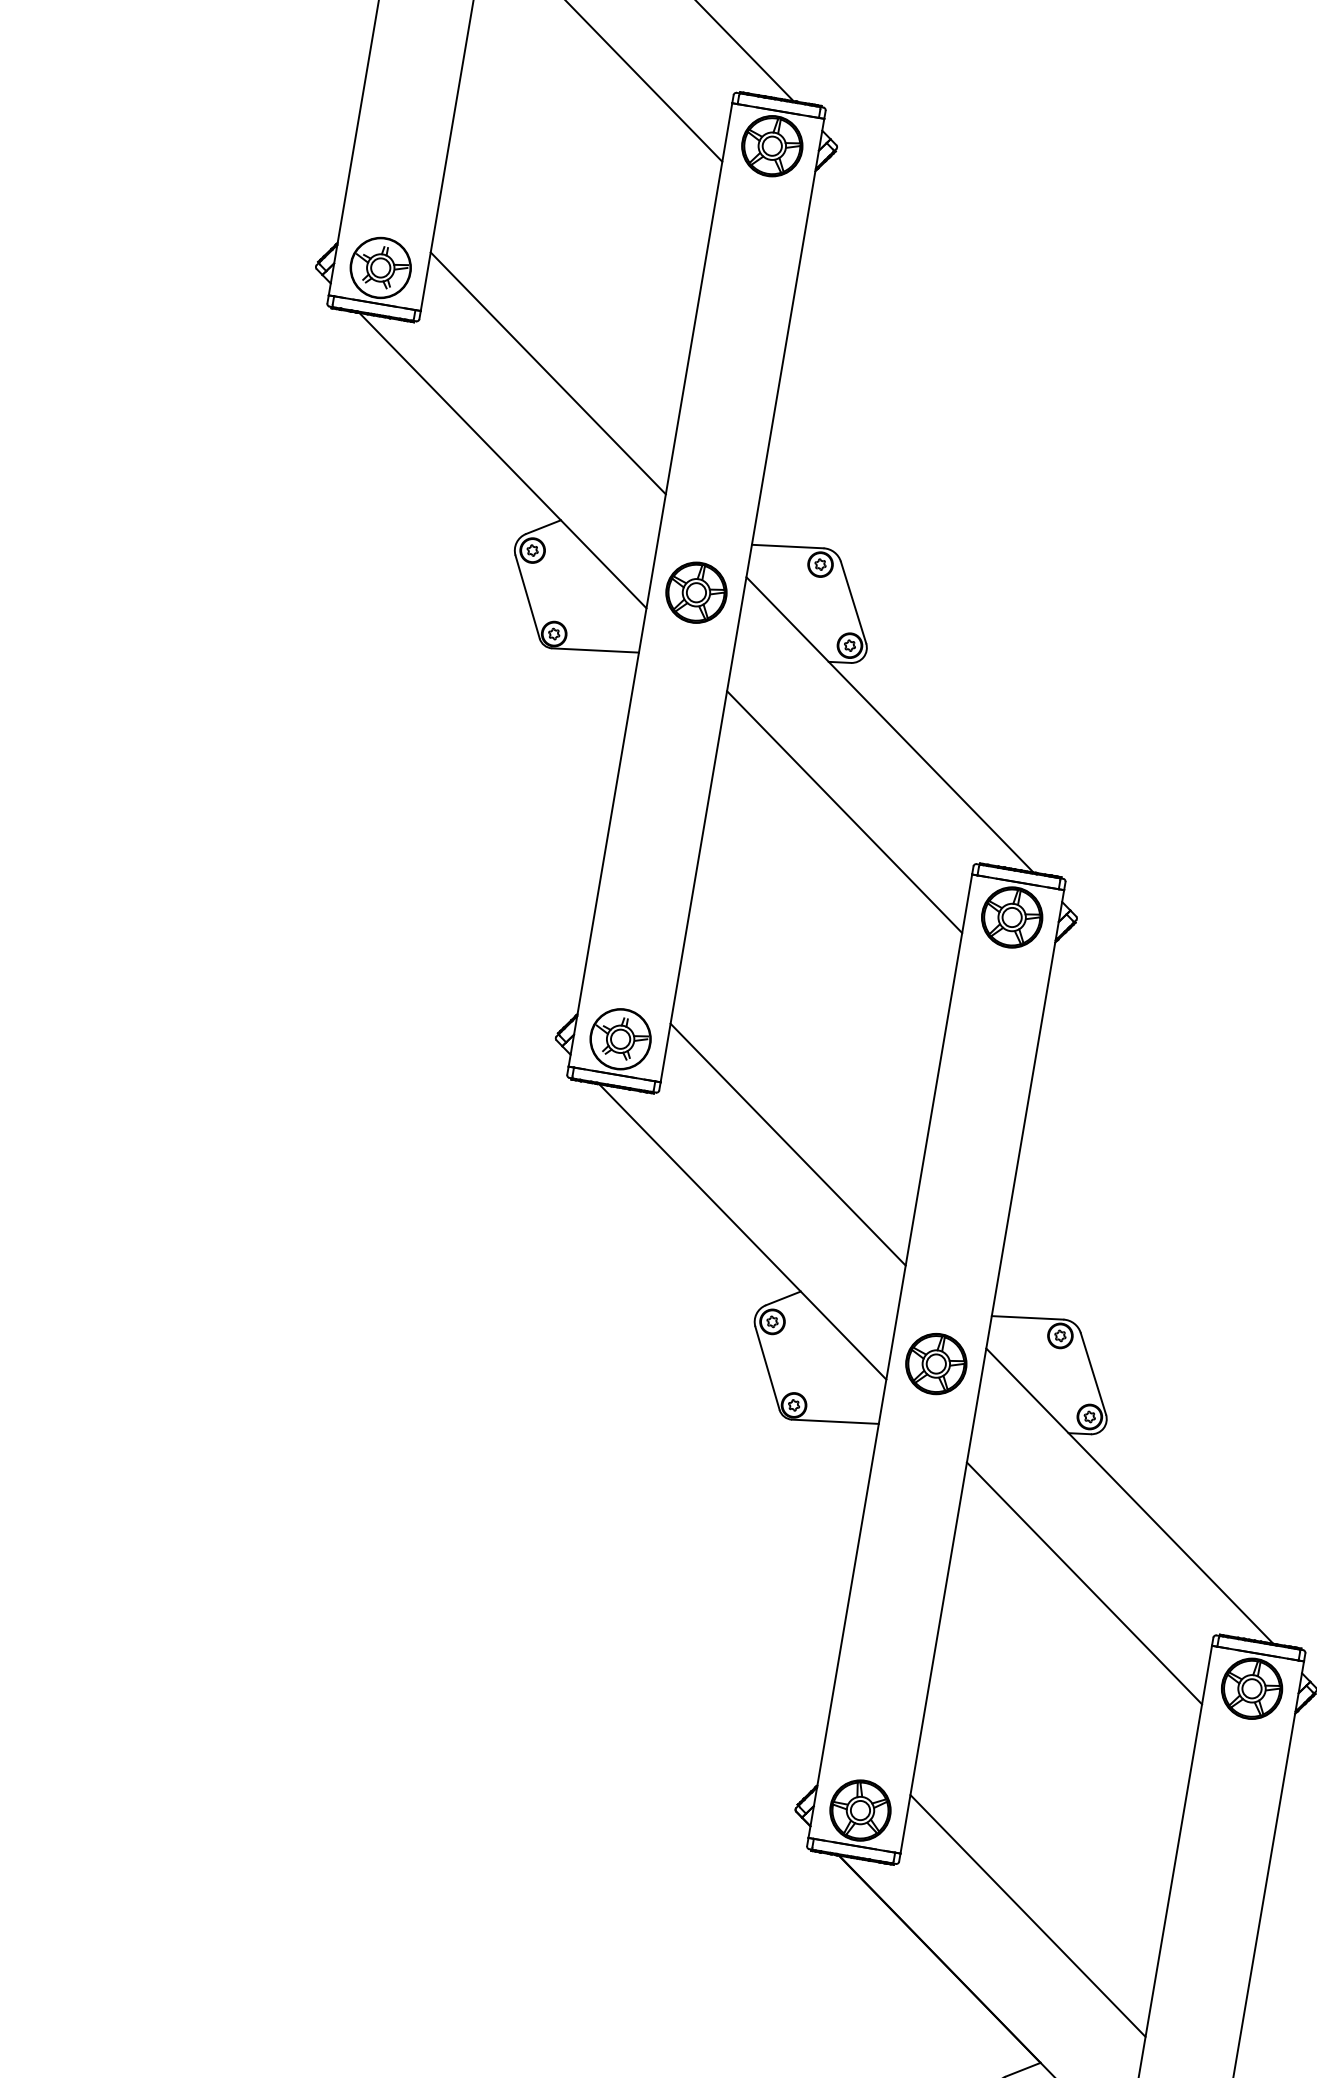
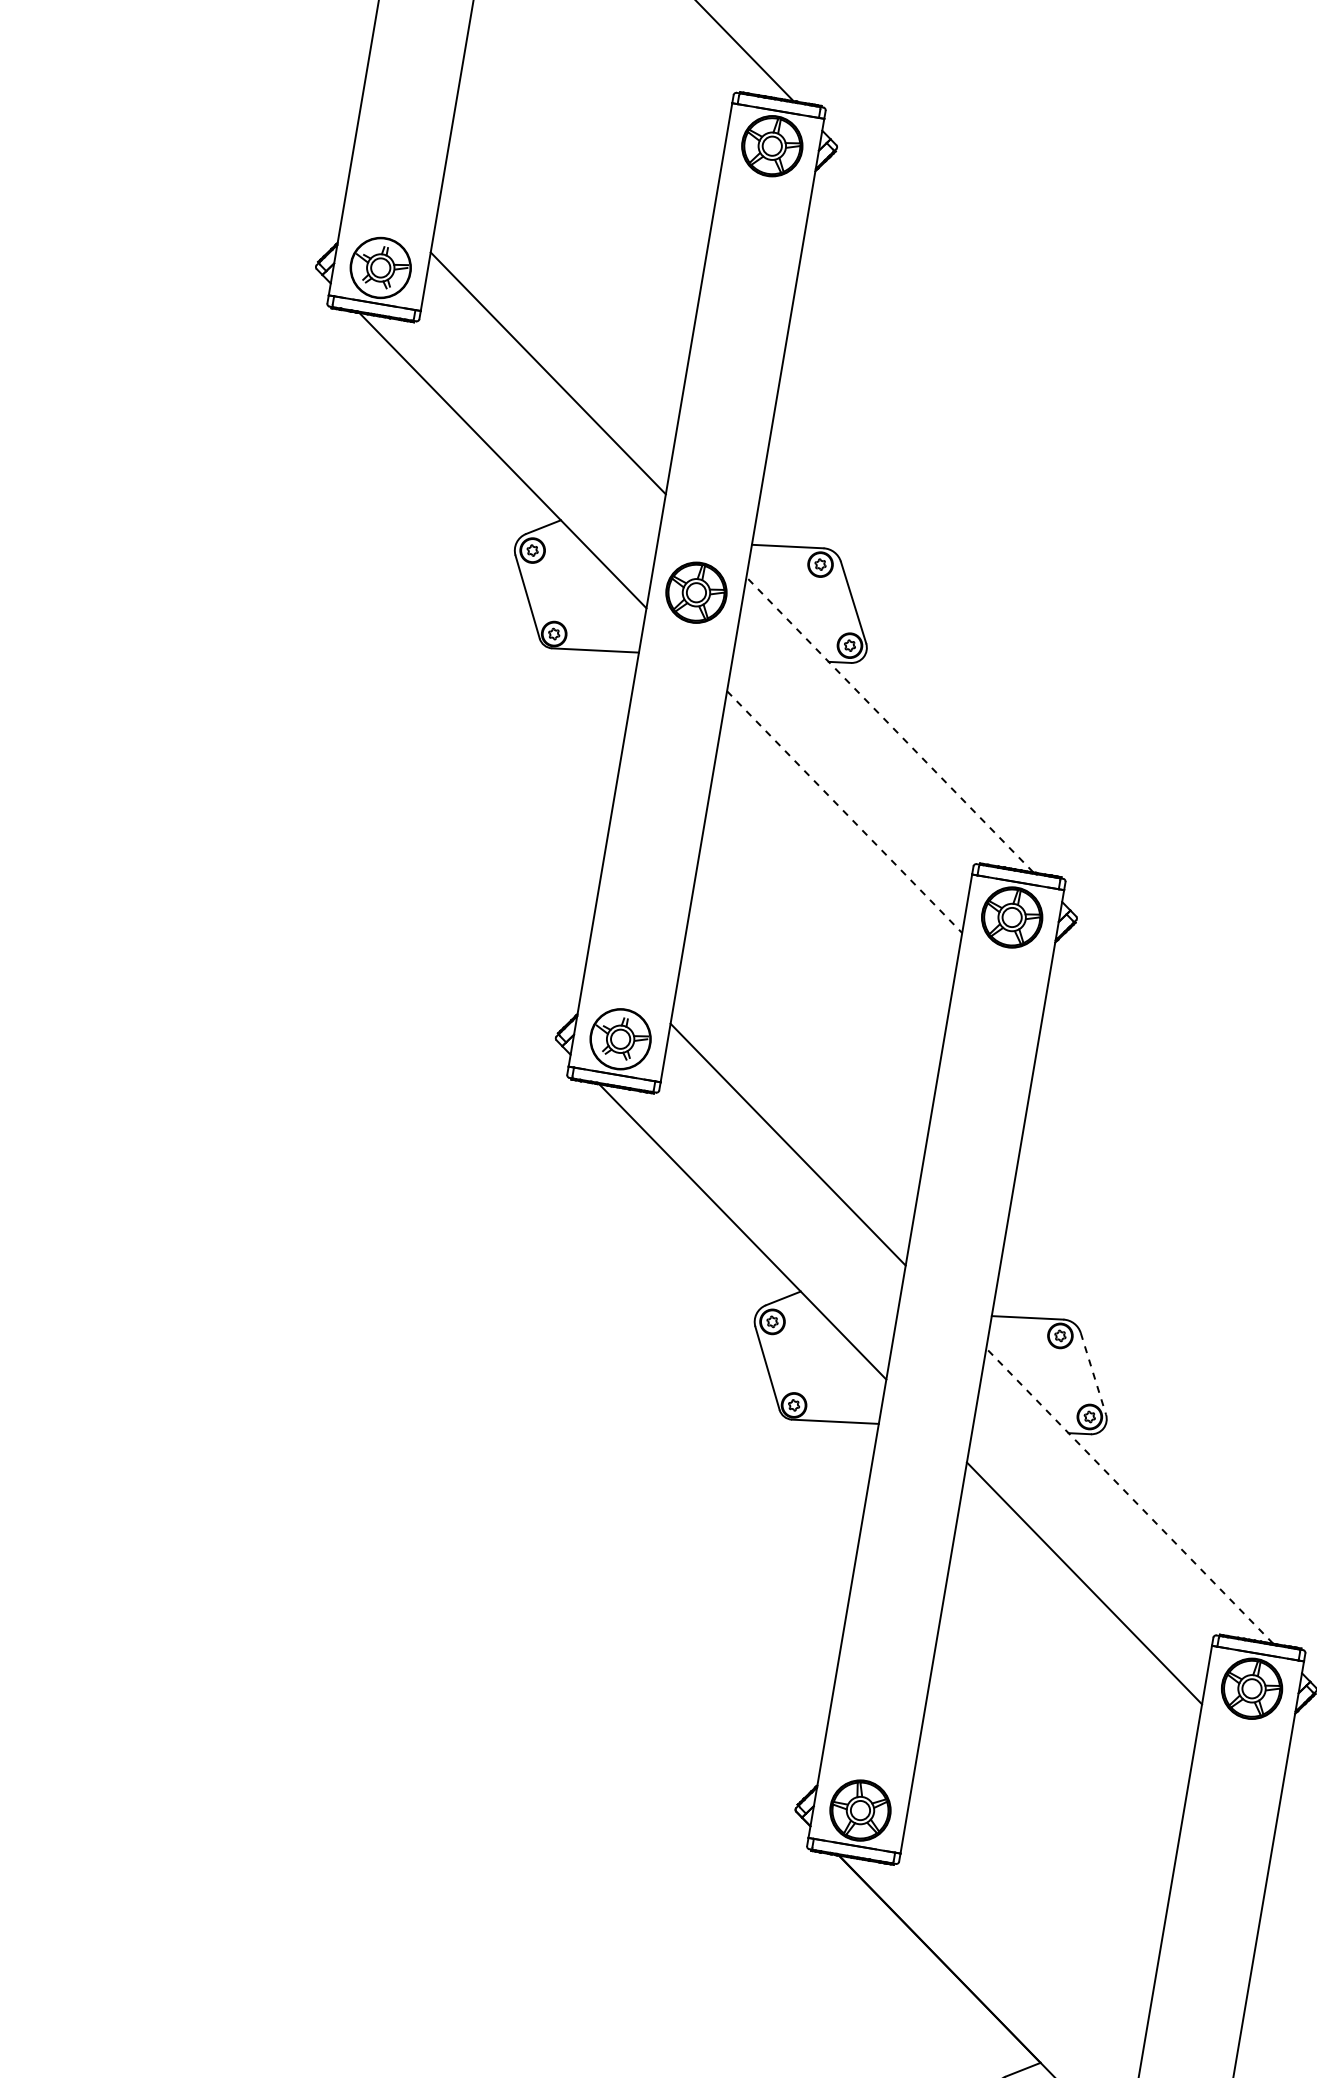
line: present -> none (644, 81)
line: solid -> dashed (889, 724)
line: solid -> dashed (844, 812)
part: present -> none (936, 1364)
line: solid -> dashed (1093, 1373)
line: solid -> dashed (1129, 1496)
line: present -> none (1027, 1915)
